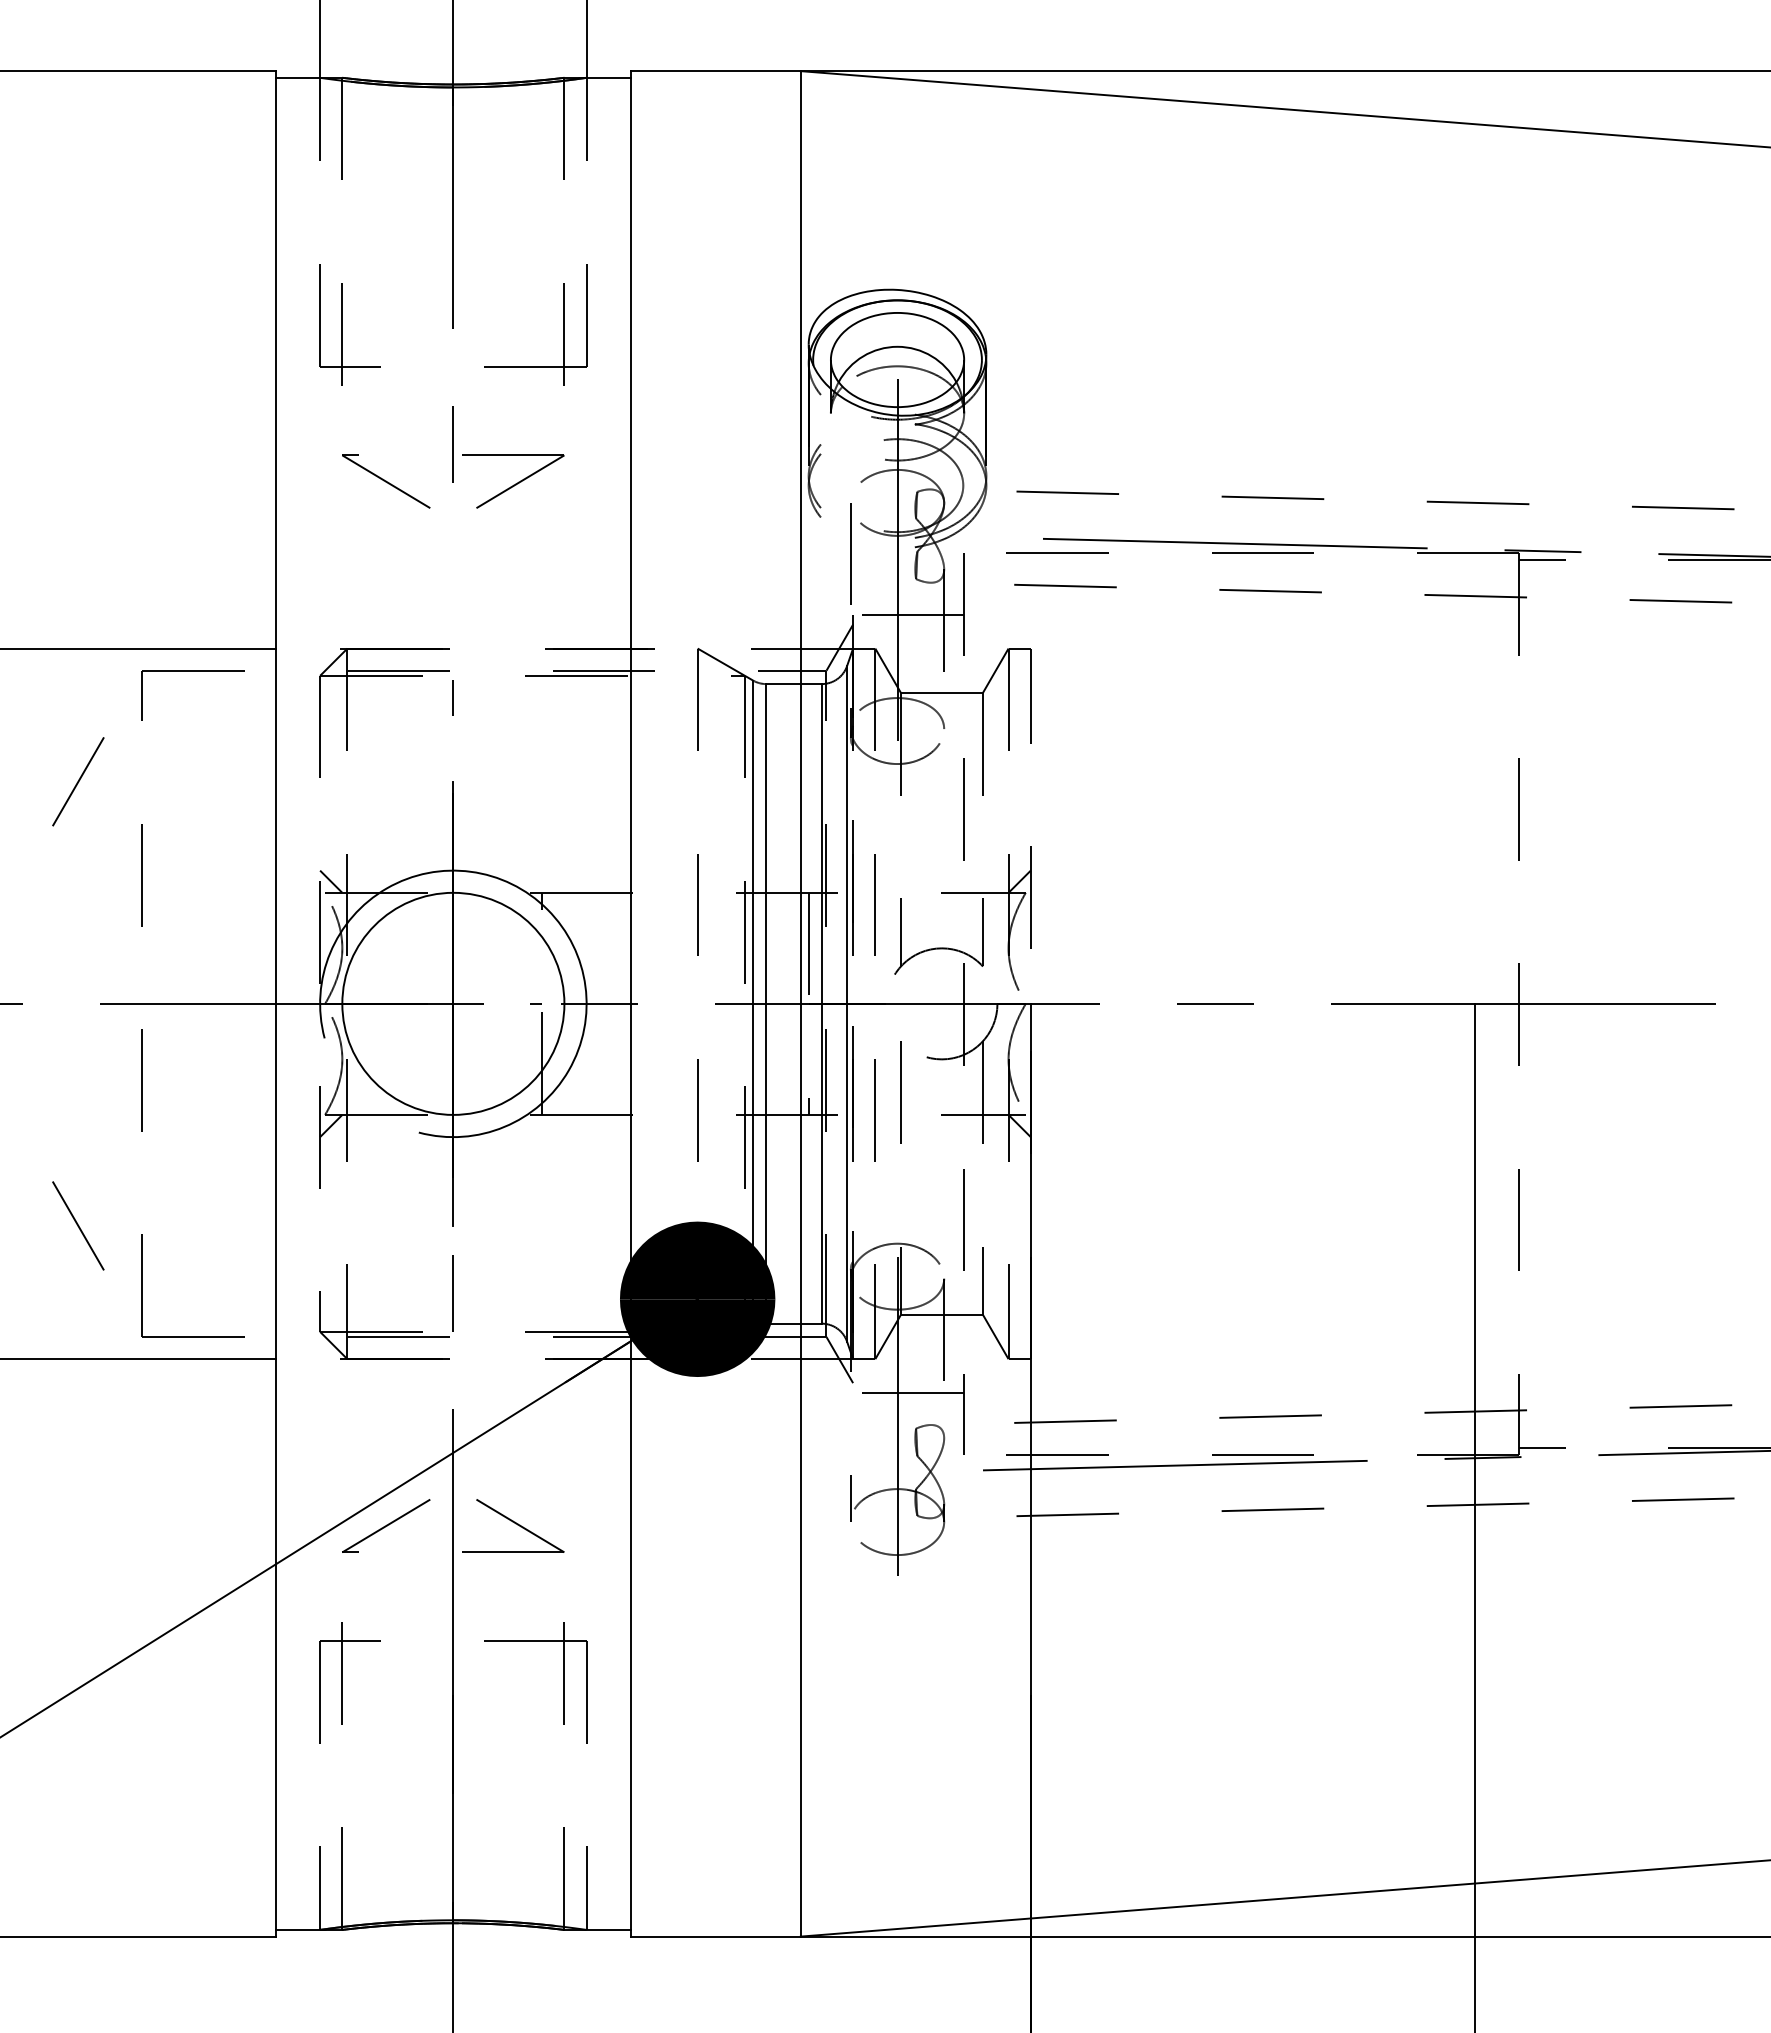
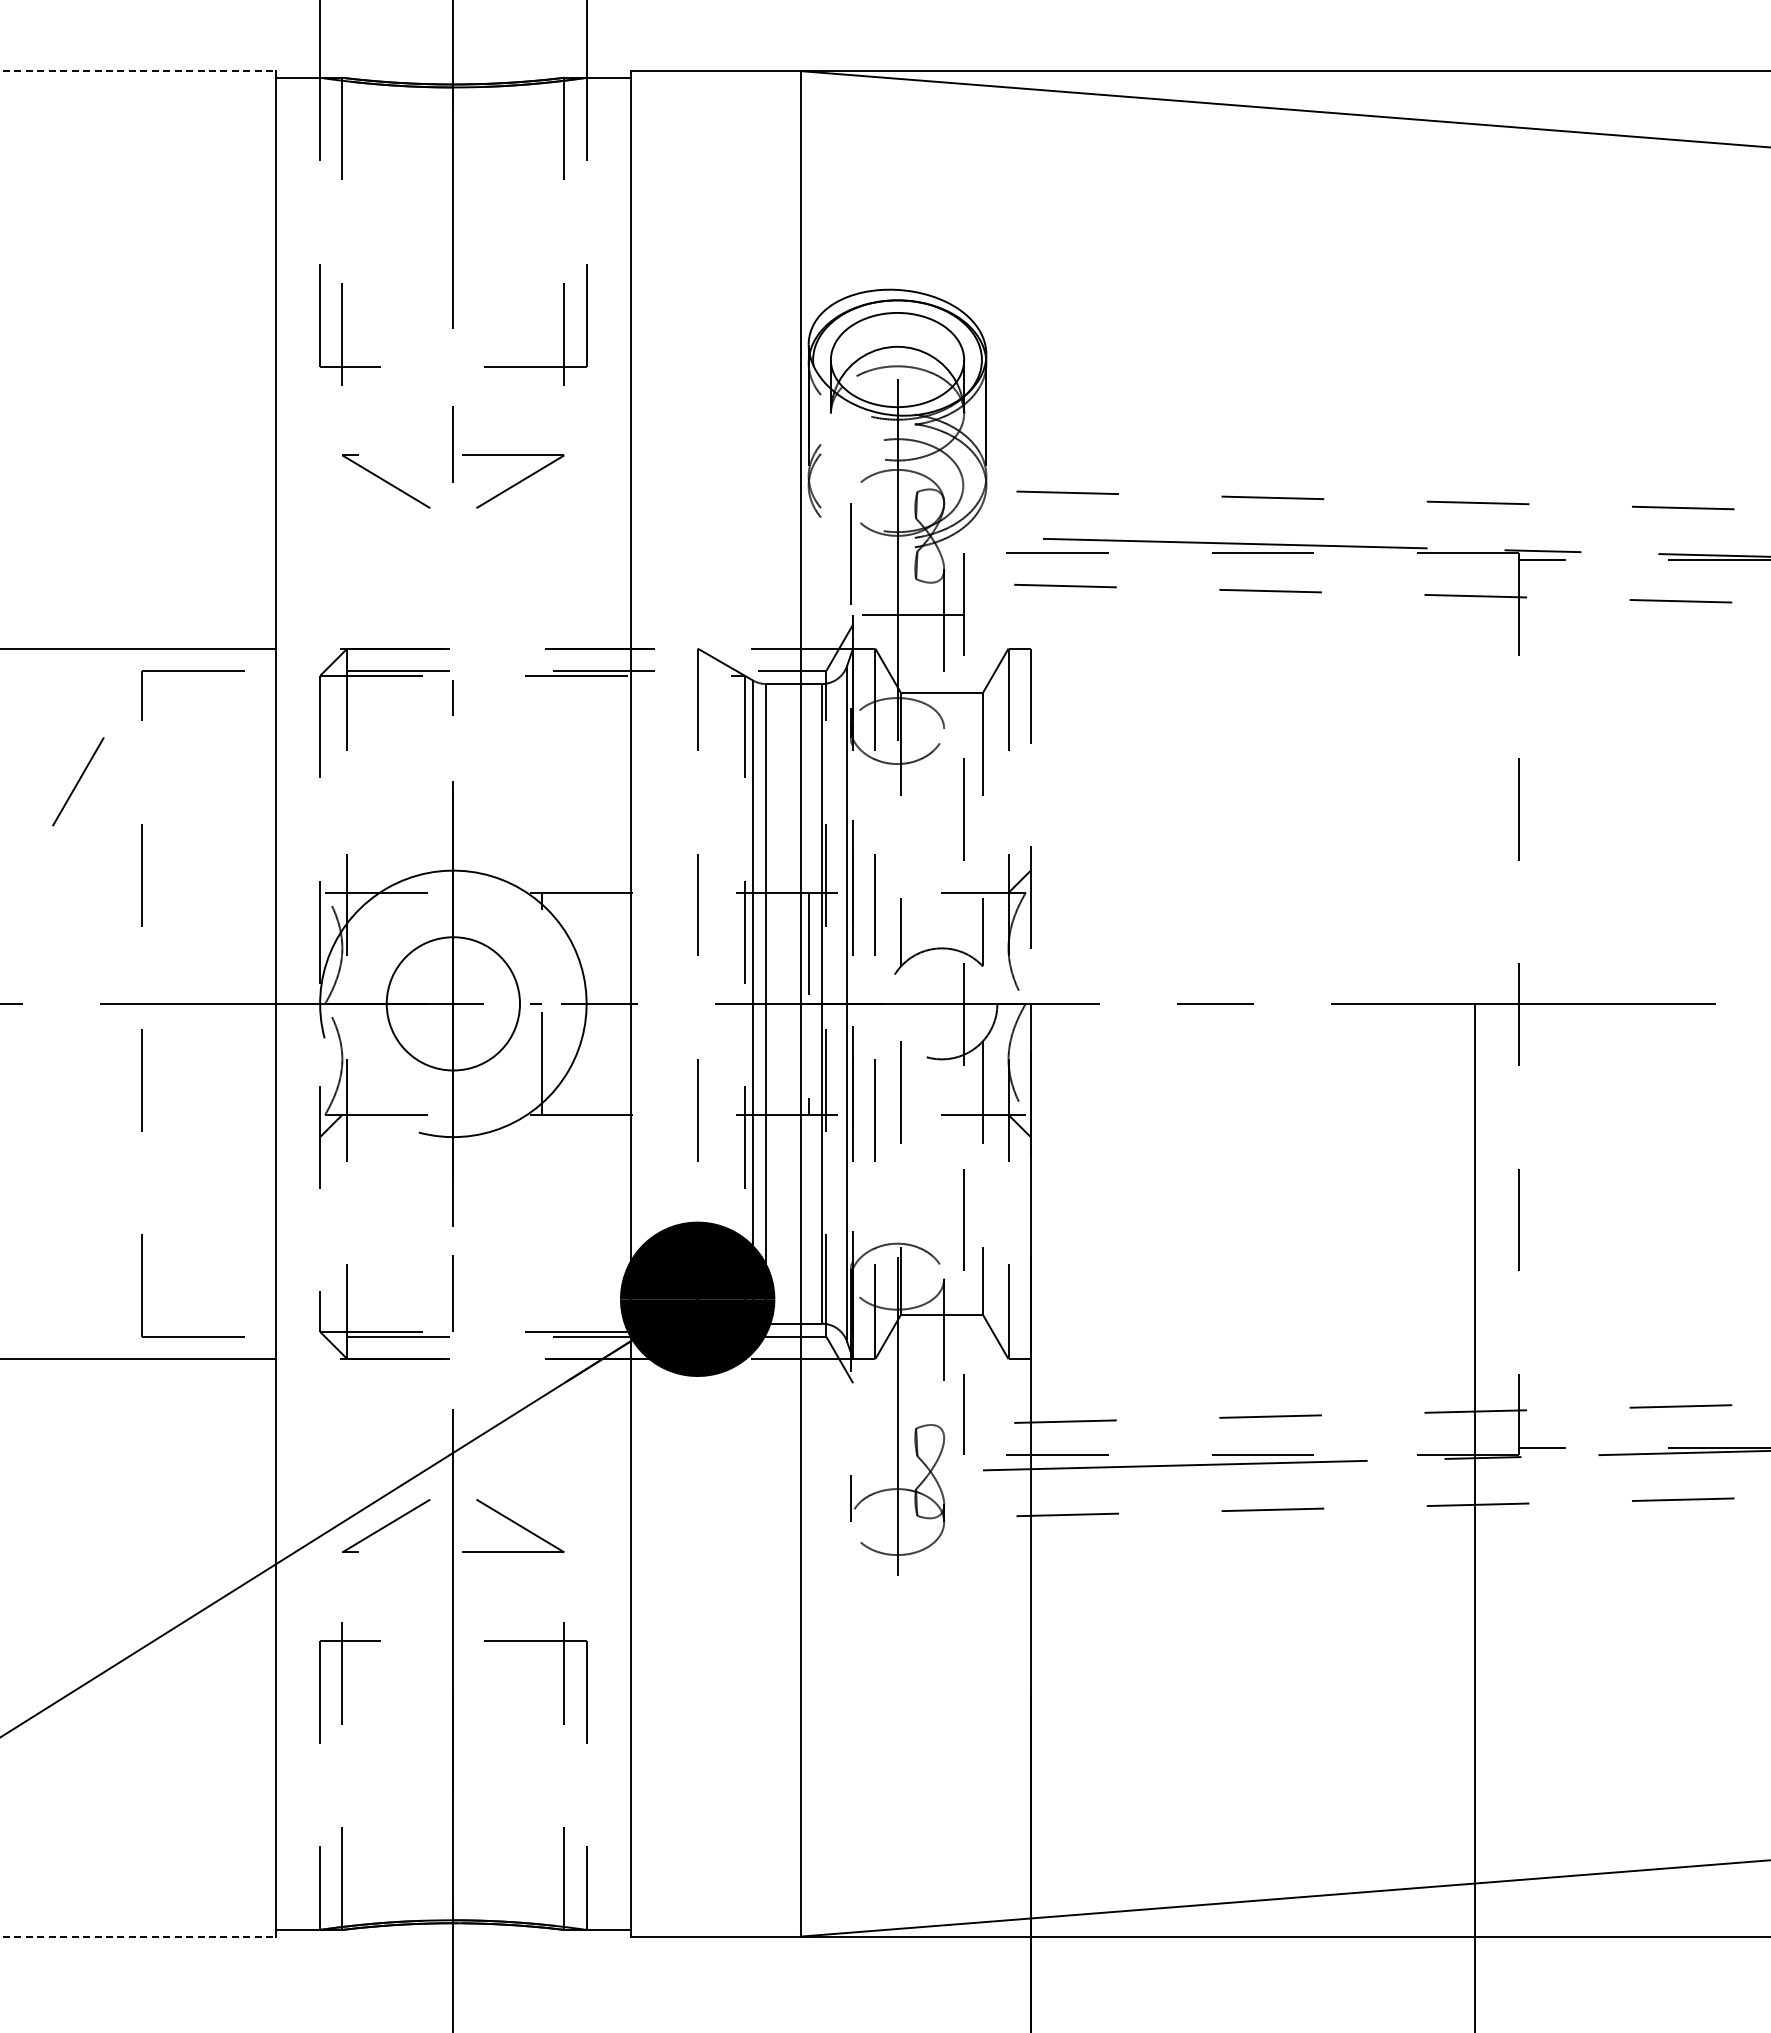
line: solid -> dashed (138, 71)
line: present -> none (331, 881)
circle diameter: 222 px -> 133 px (453, 1003)
line: present -> none (78, 1225)
line: present -> none (908, 1392)
line: solid -> dashed (138, 1936)
